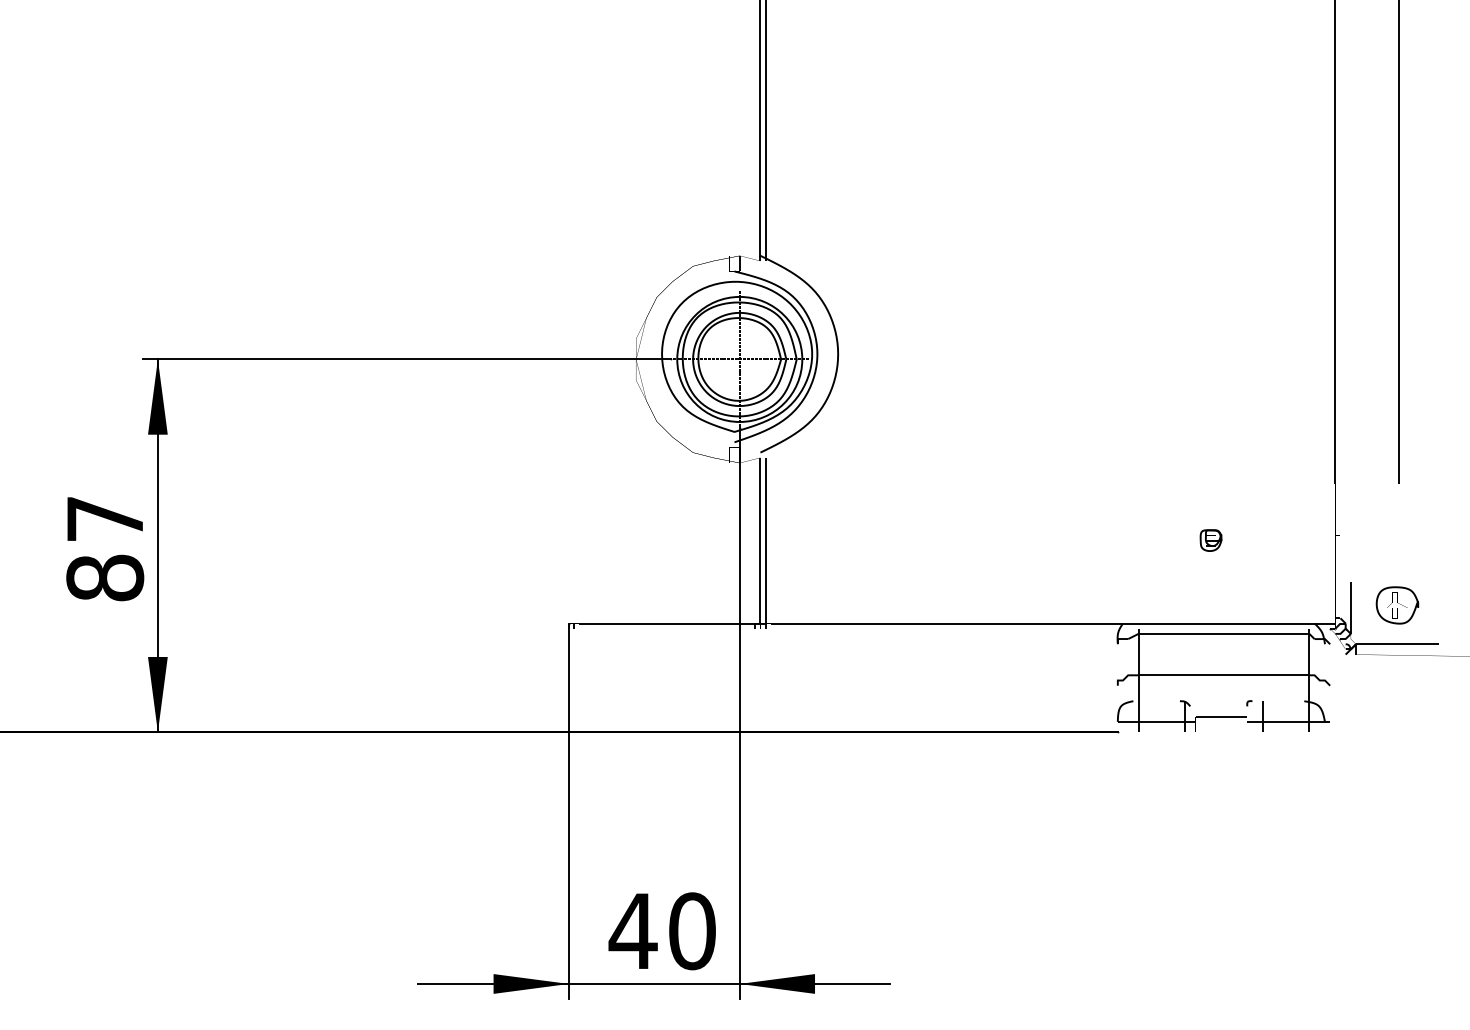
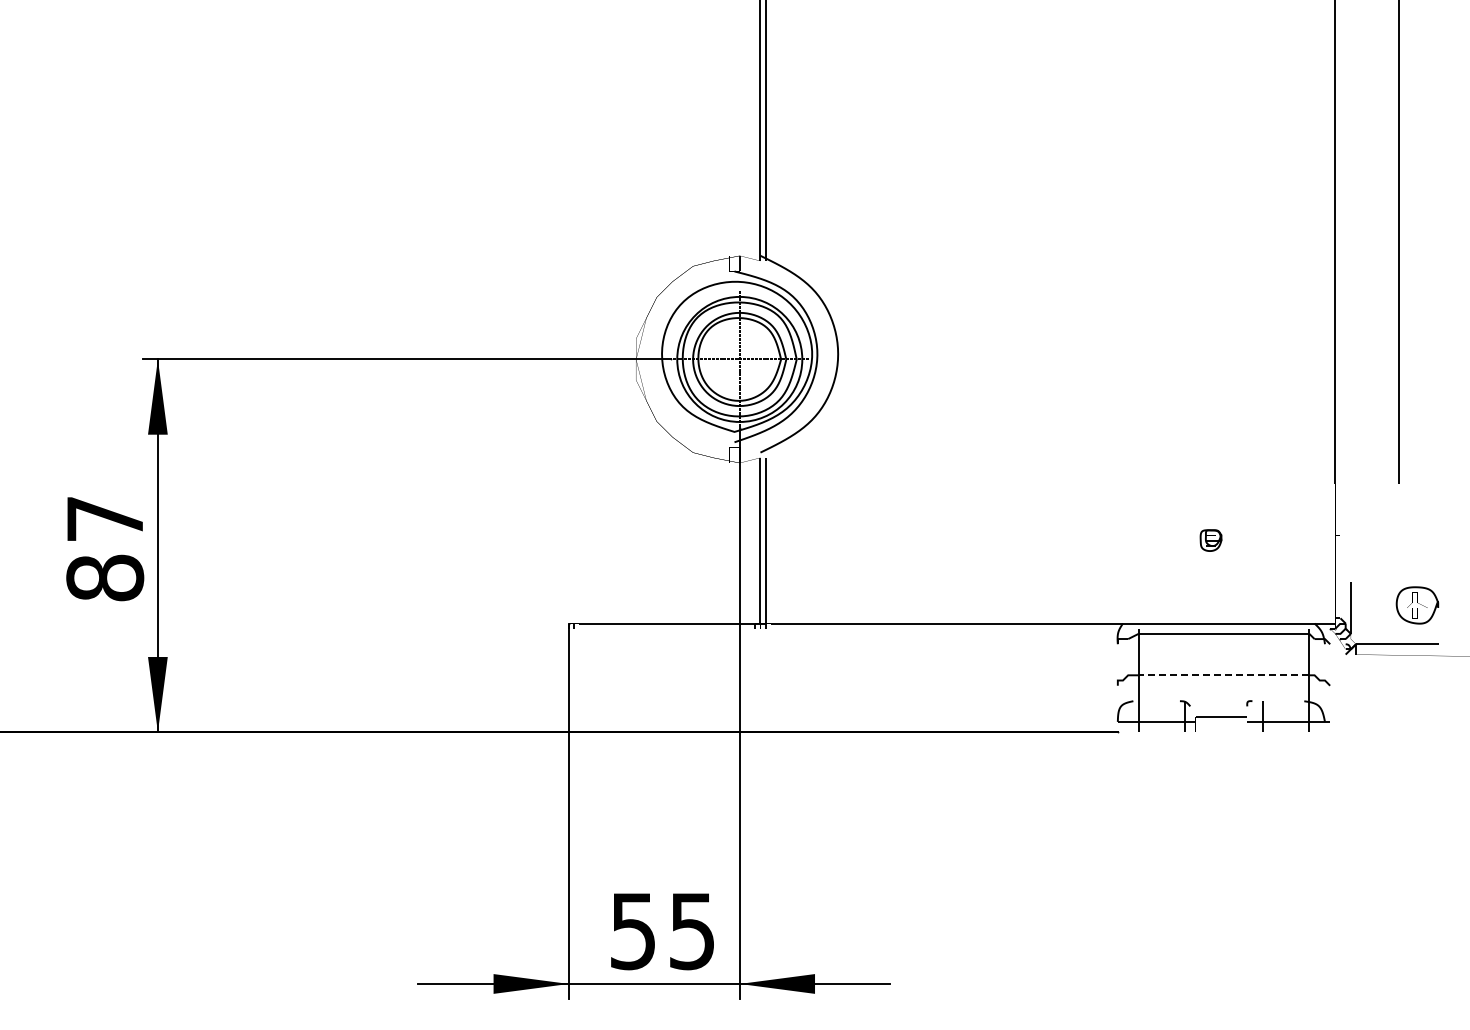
part position: (1397, 605) -> (1417, 605) (1417, 605)
line: solid -> dashed (1223, 675)
text: 40 -> 55 (661, 931)
